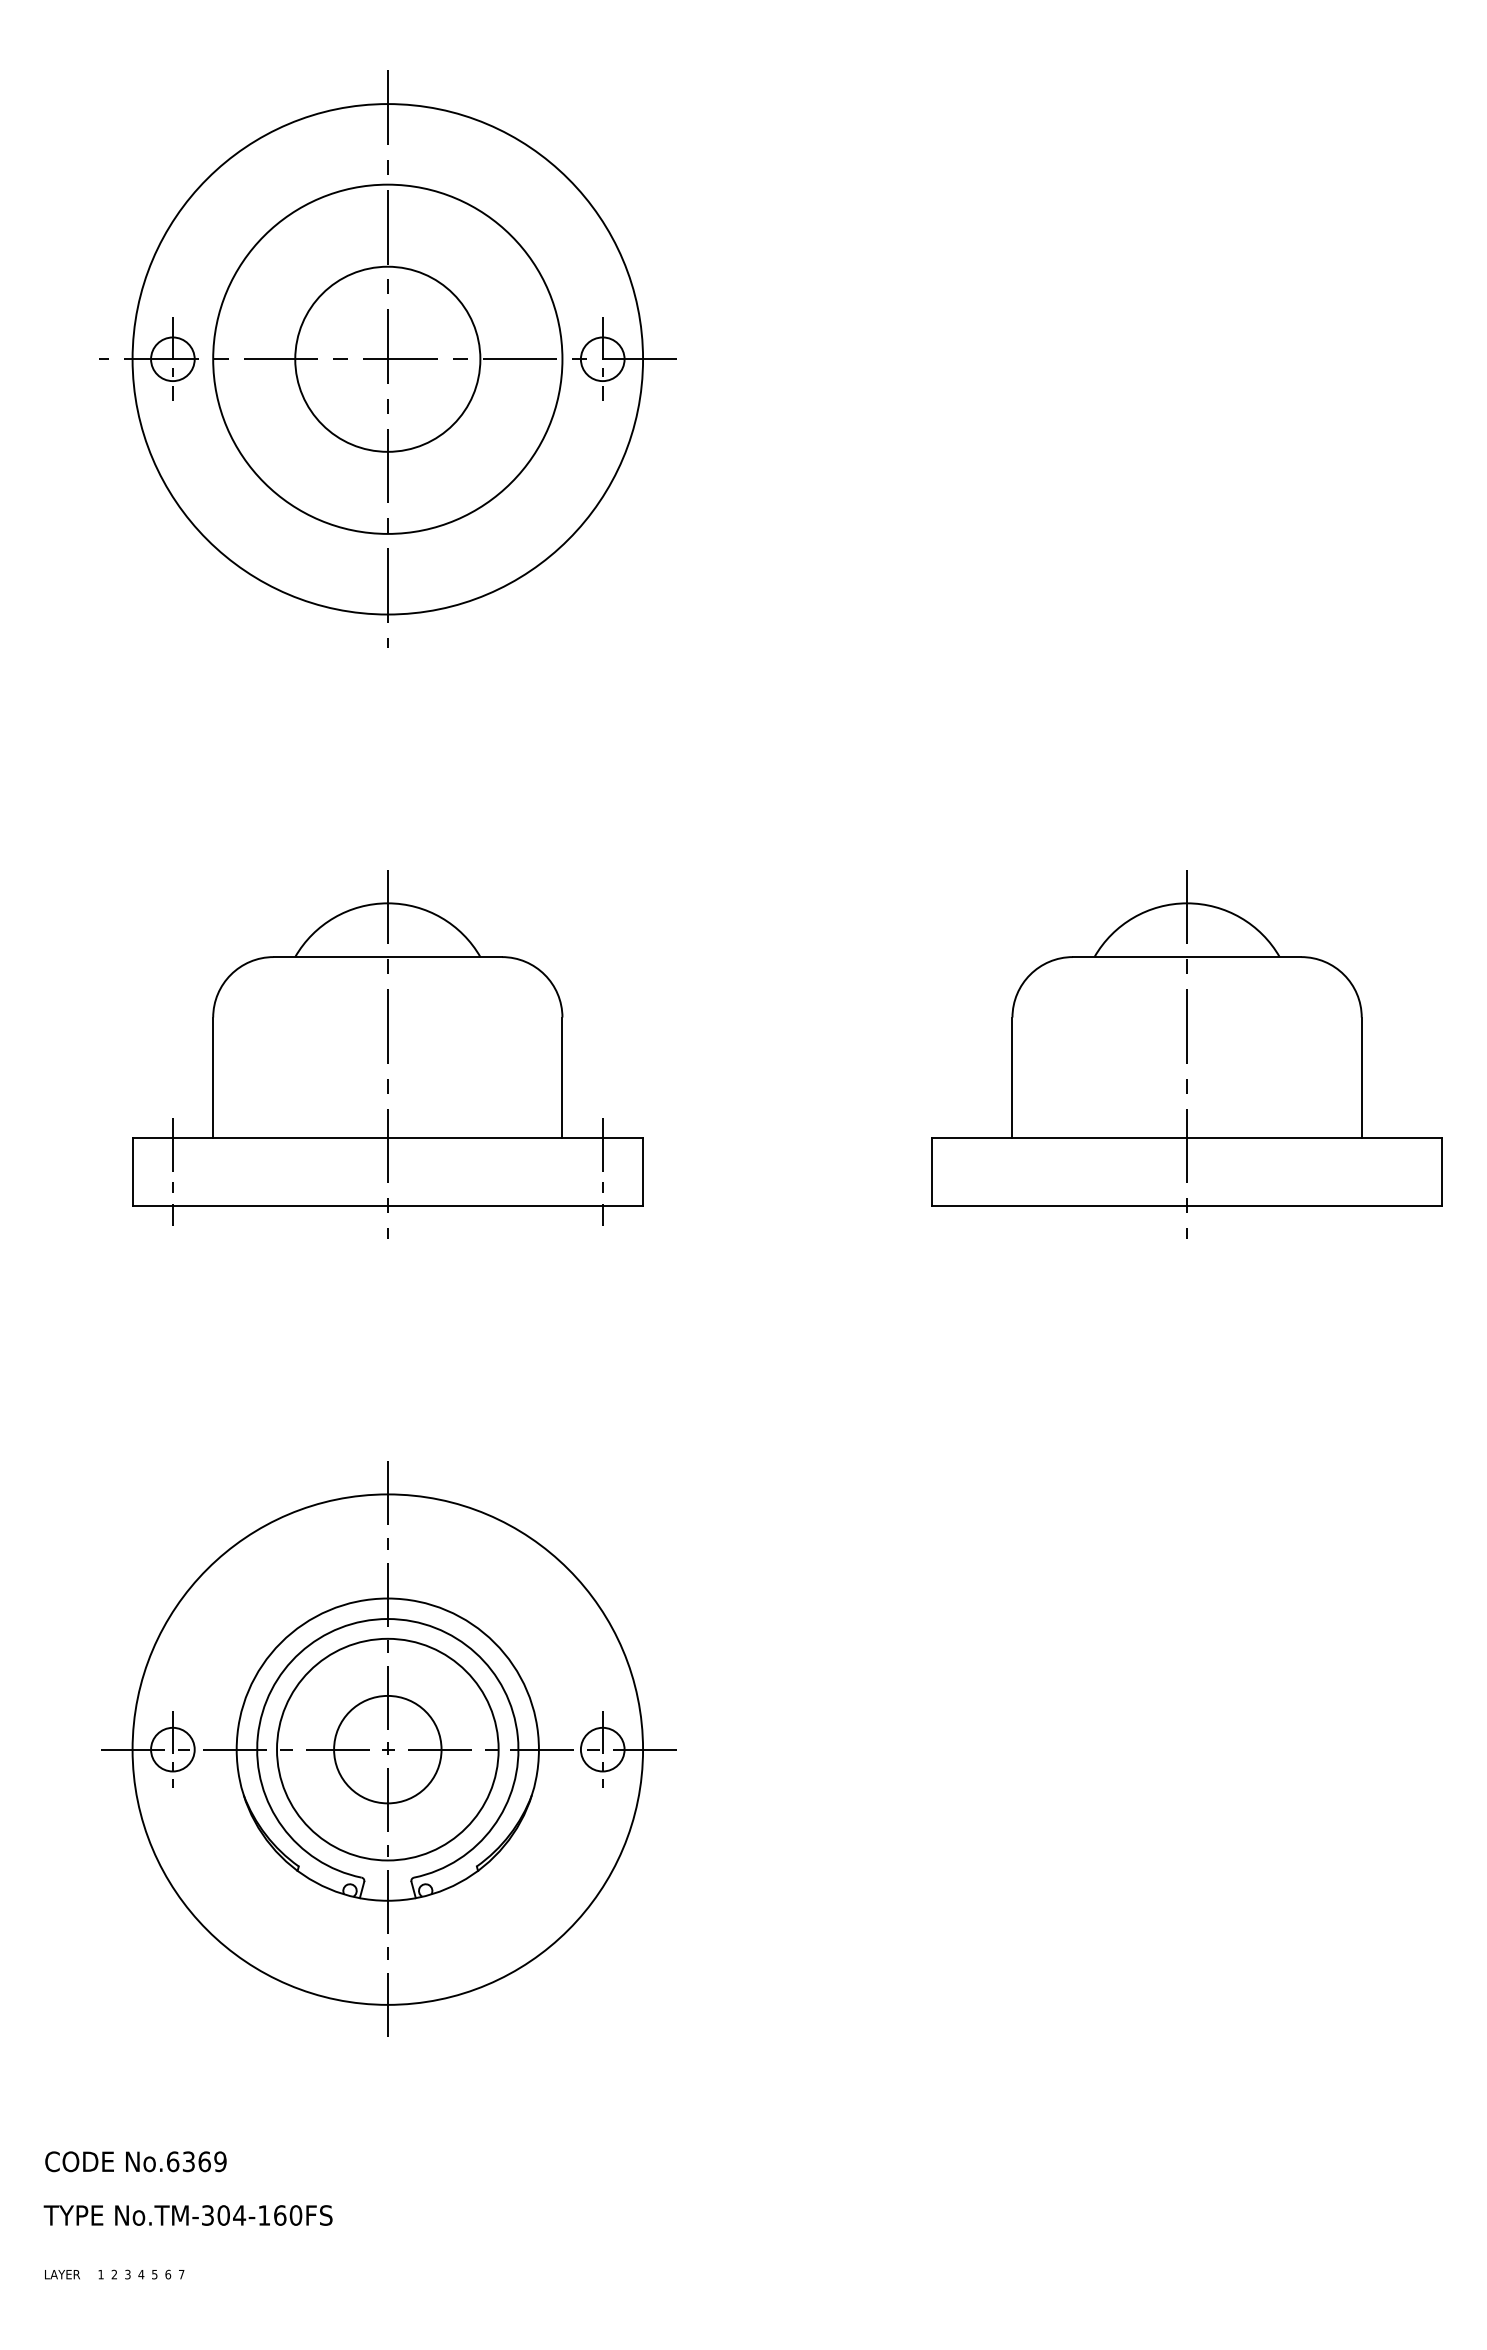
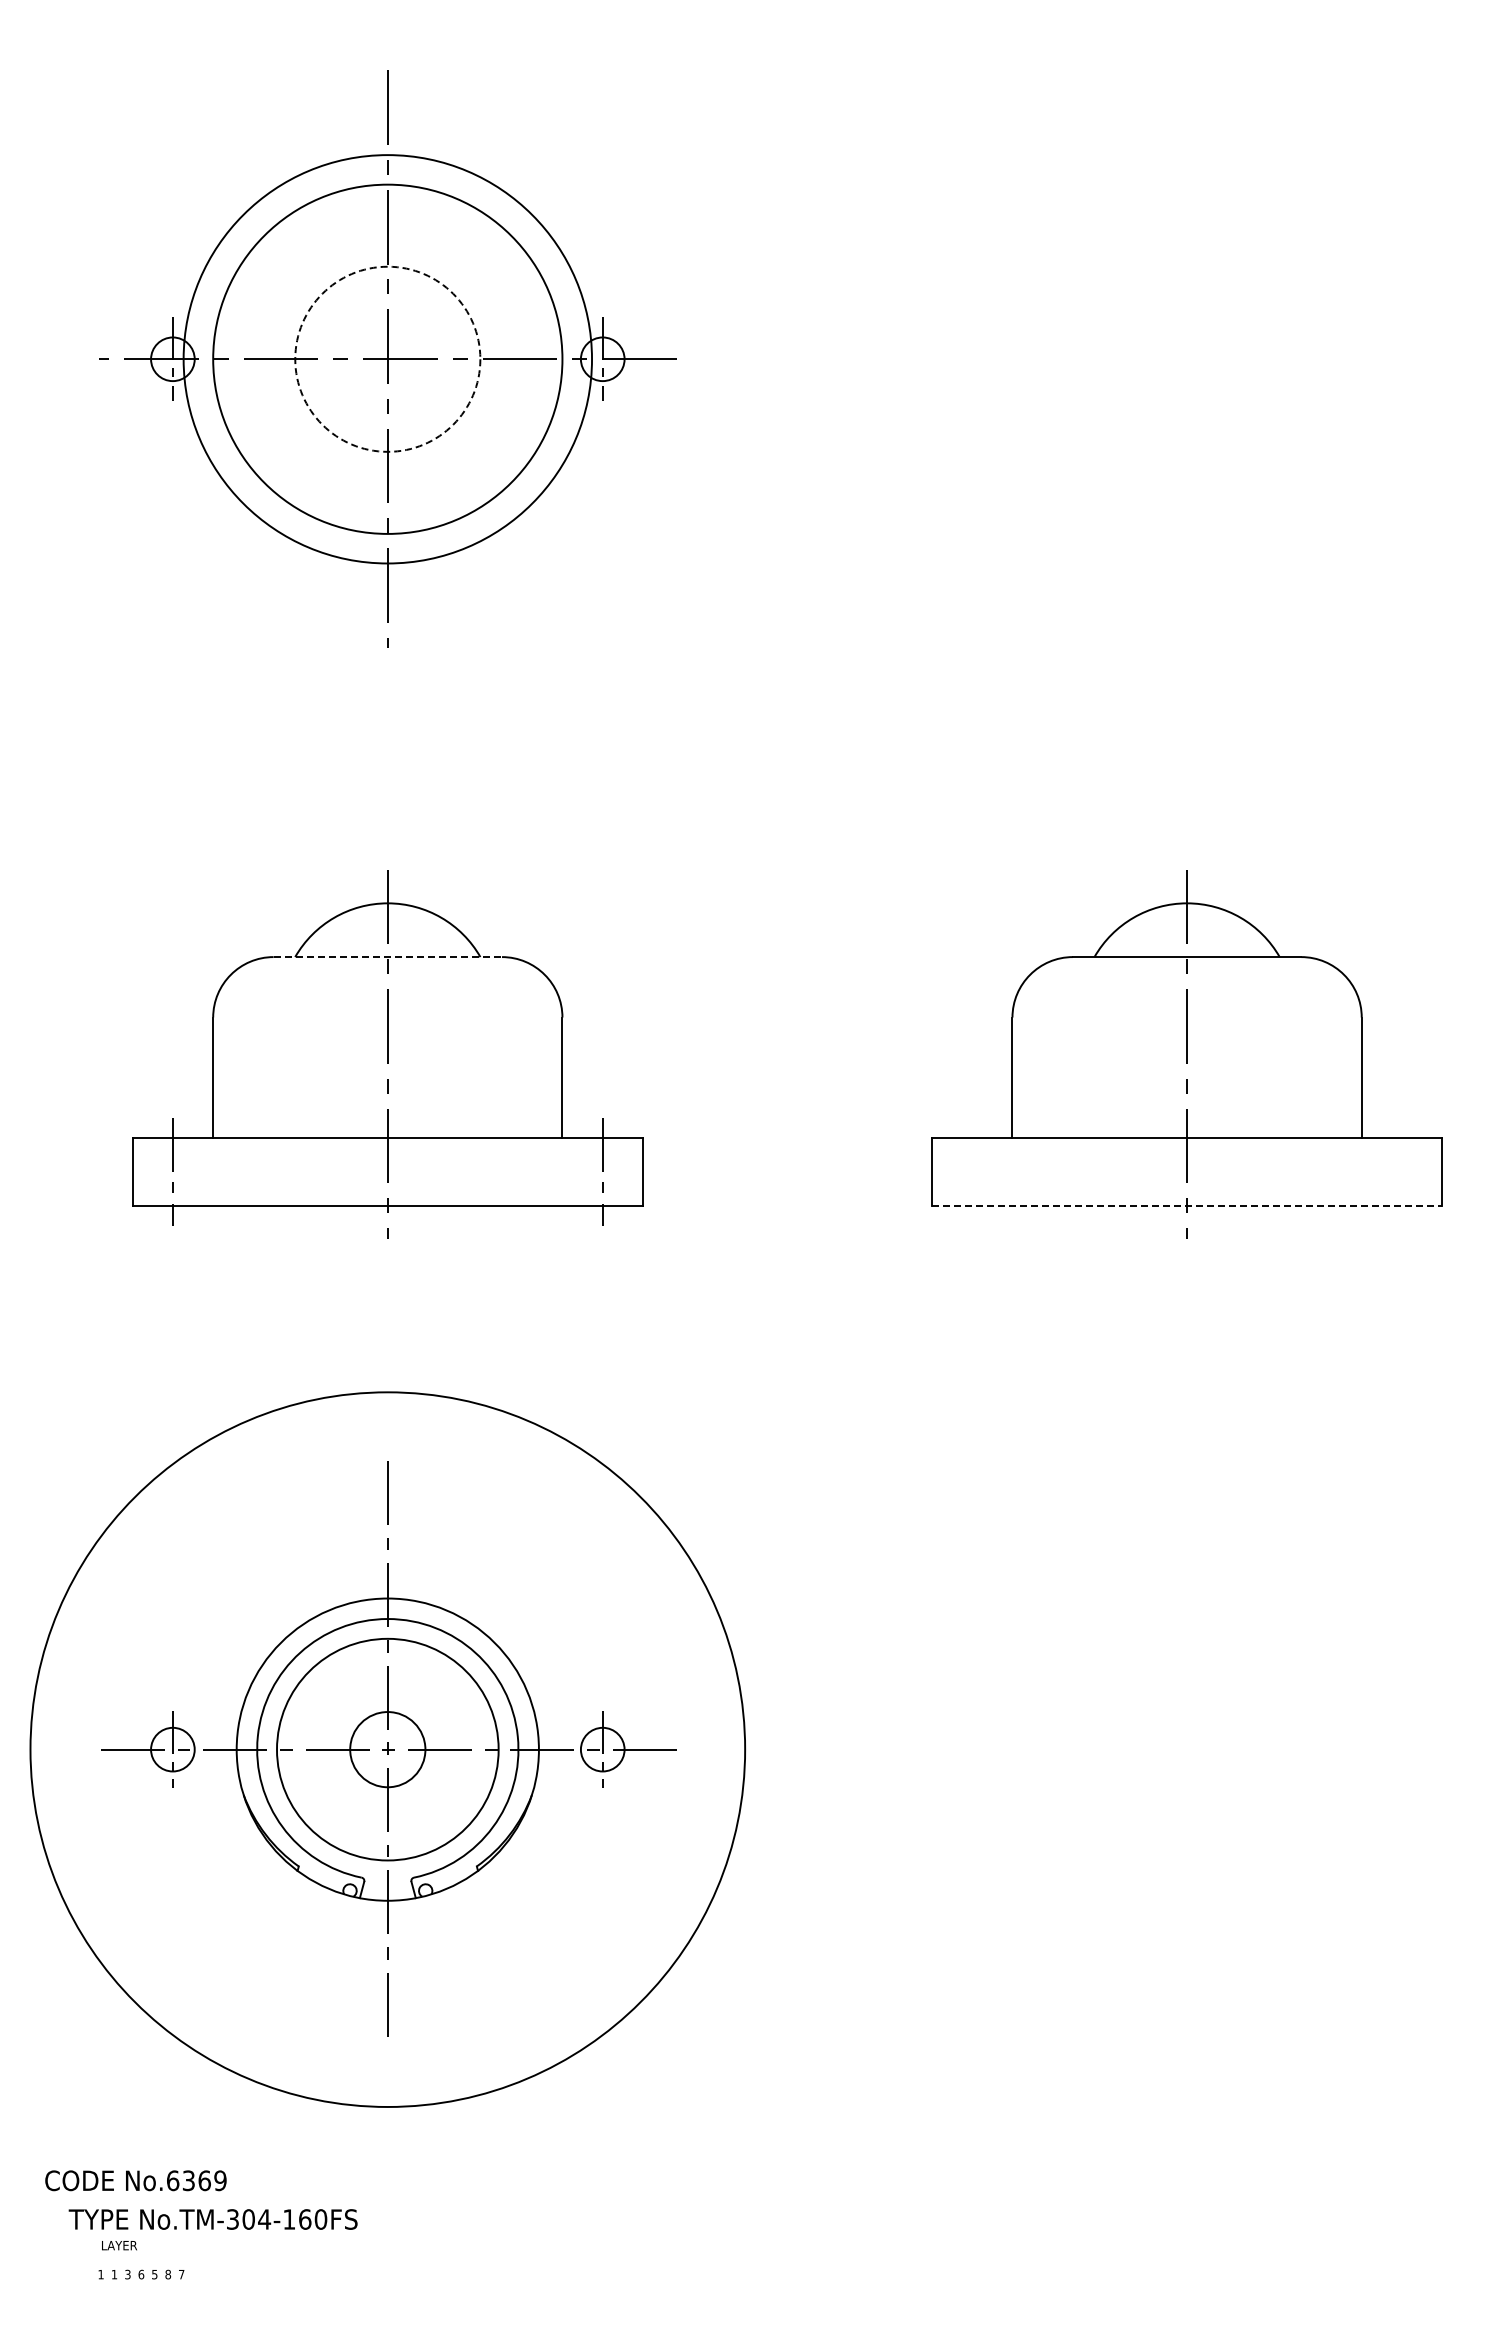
circle: solid -> dashed (387, 358)
circle diameter: 510 px -> 408 px (387, 359)
line: solid -> dashed (388, 957)
line: solid -> dashed (1187, 1205)
circle diameter: 107 px -> 75 px (387, 1749)
circle diameter: 510 px -> 715 px (387, 1749)
text position: (135, 2161) -> (135, 2180) (135, 2180)
text position: (187, 2215) -> (212, 2219) (212, 2219)
text position: (62, 2274) -> (119, 2245) (119, 2245)
text: 2 -> 1 (113, 2274)
text: 4 -> 6 (141, 2274)
text: 6 -> 8 (168, 2274)
